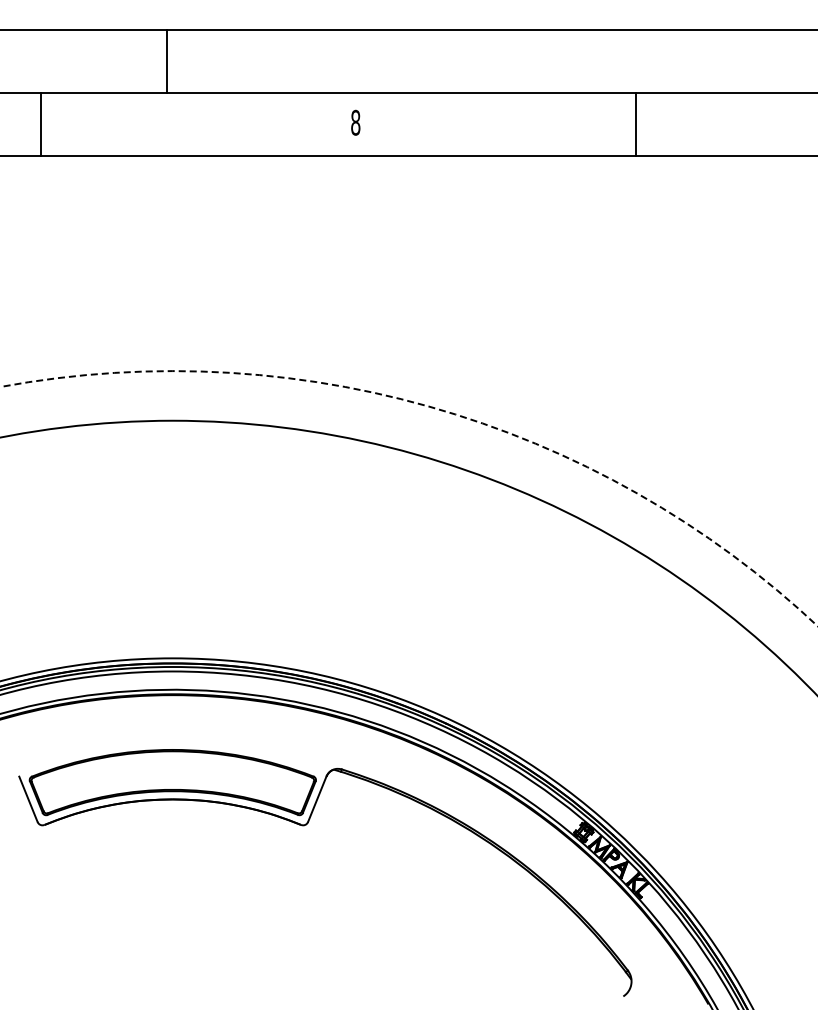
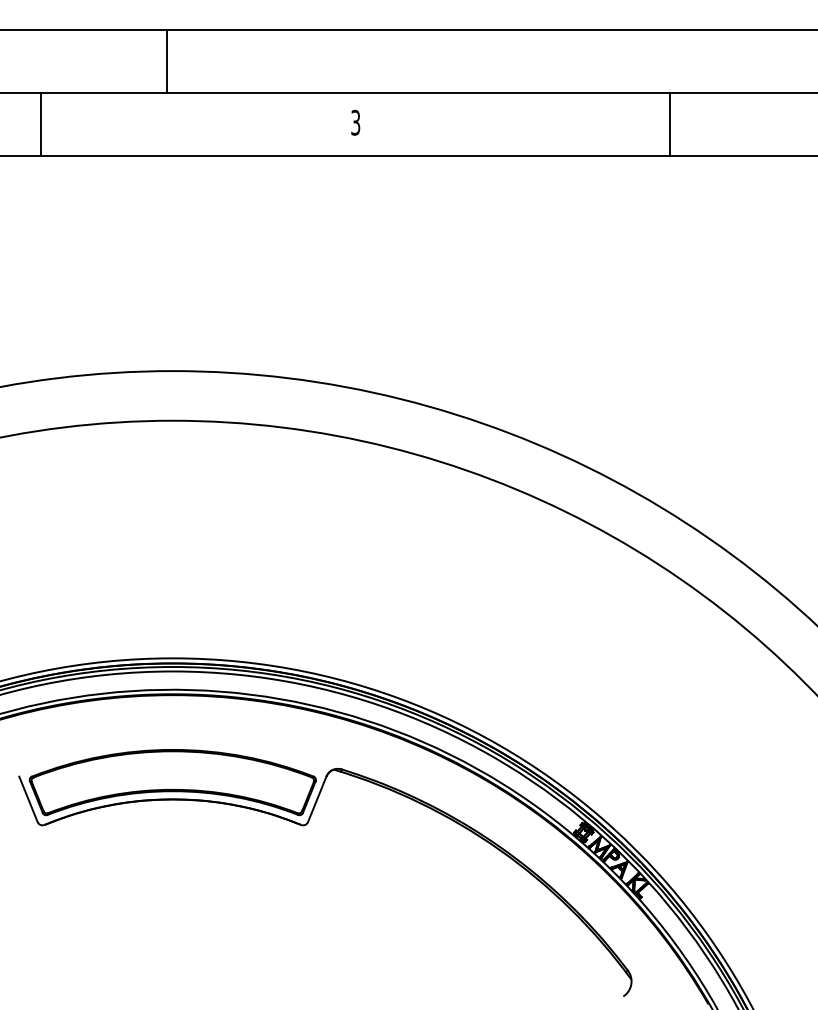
text: 8 -> 3 (355, 122)
line position: (635, 124) -> (669, 124) (669, 124)
arc: dashed -> solid (438, 409)
